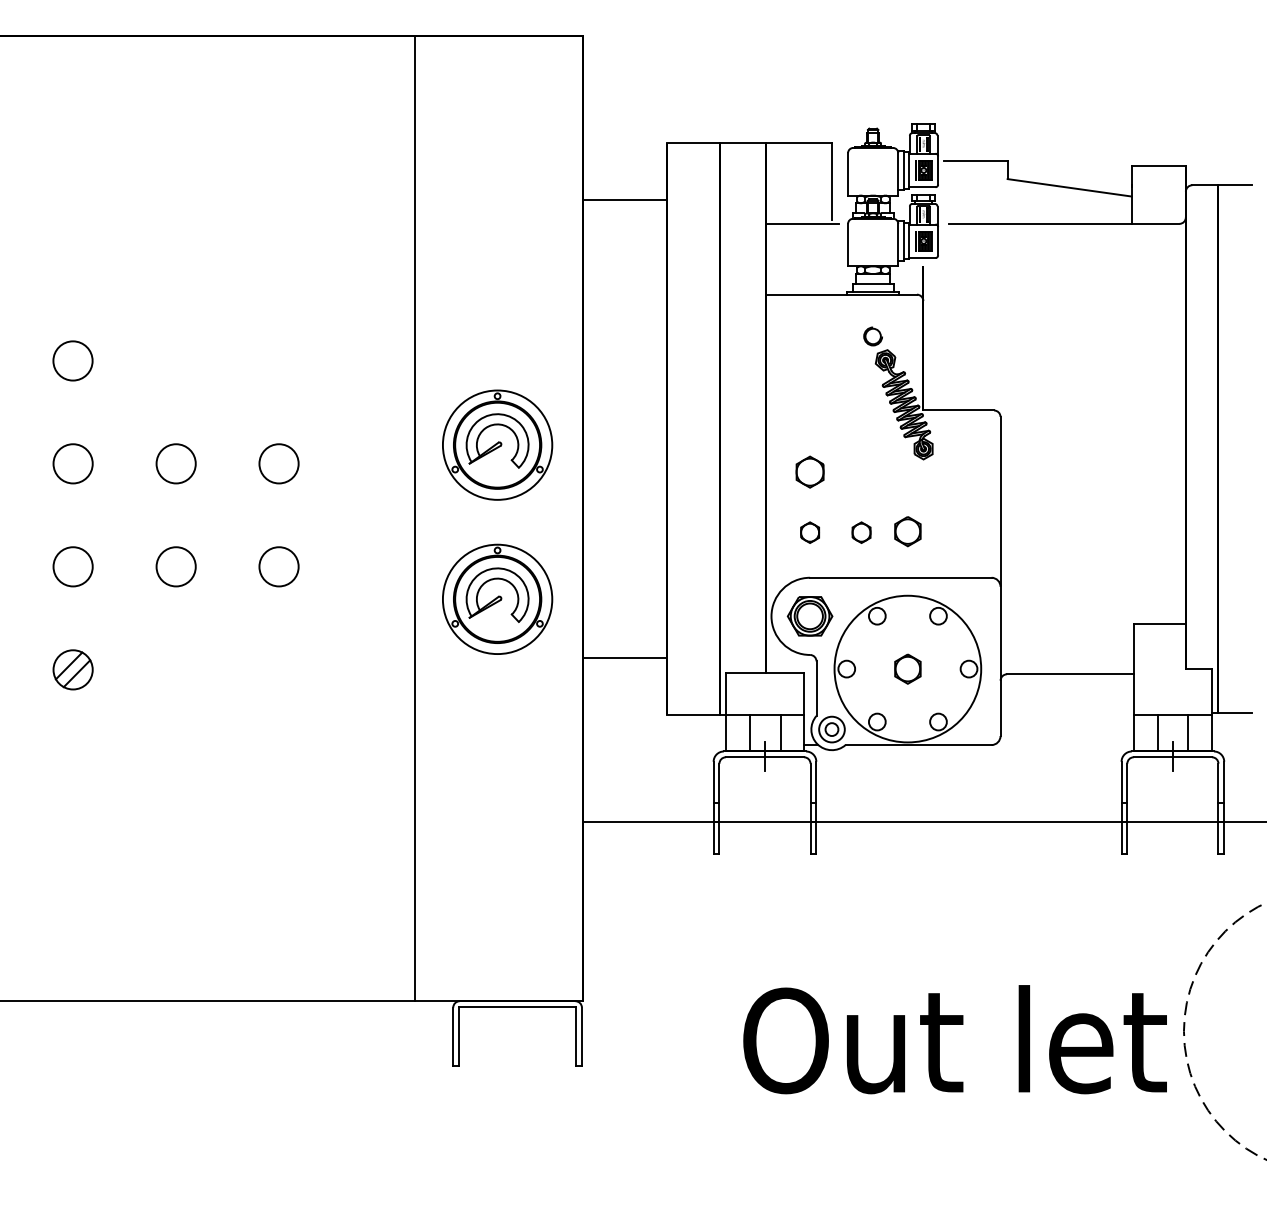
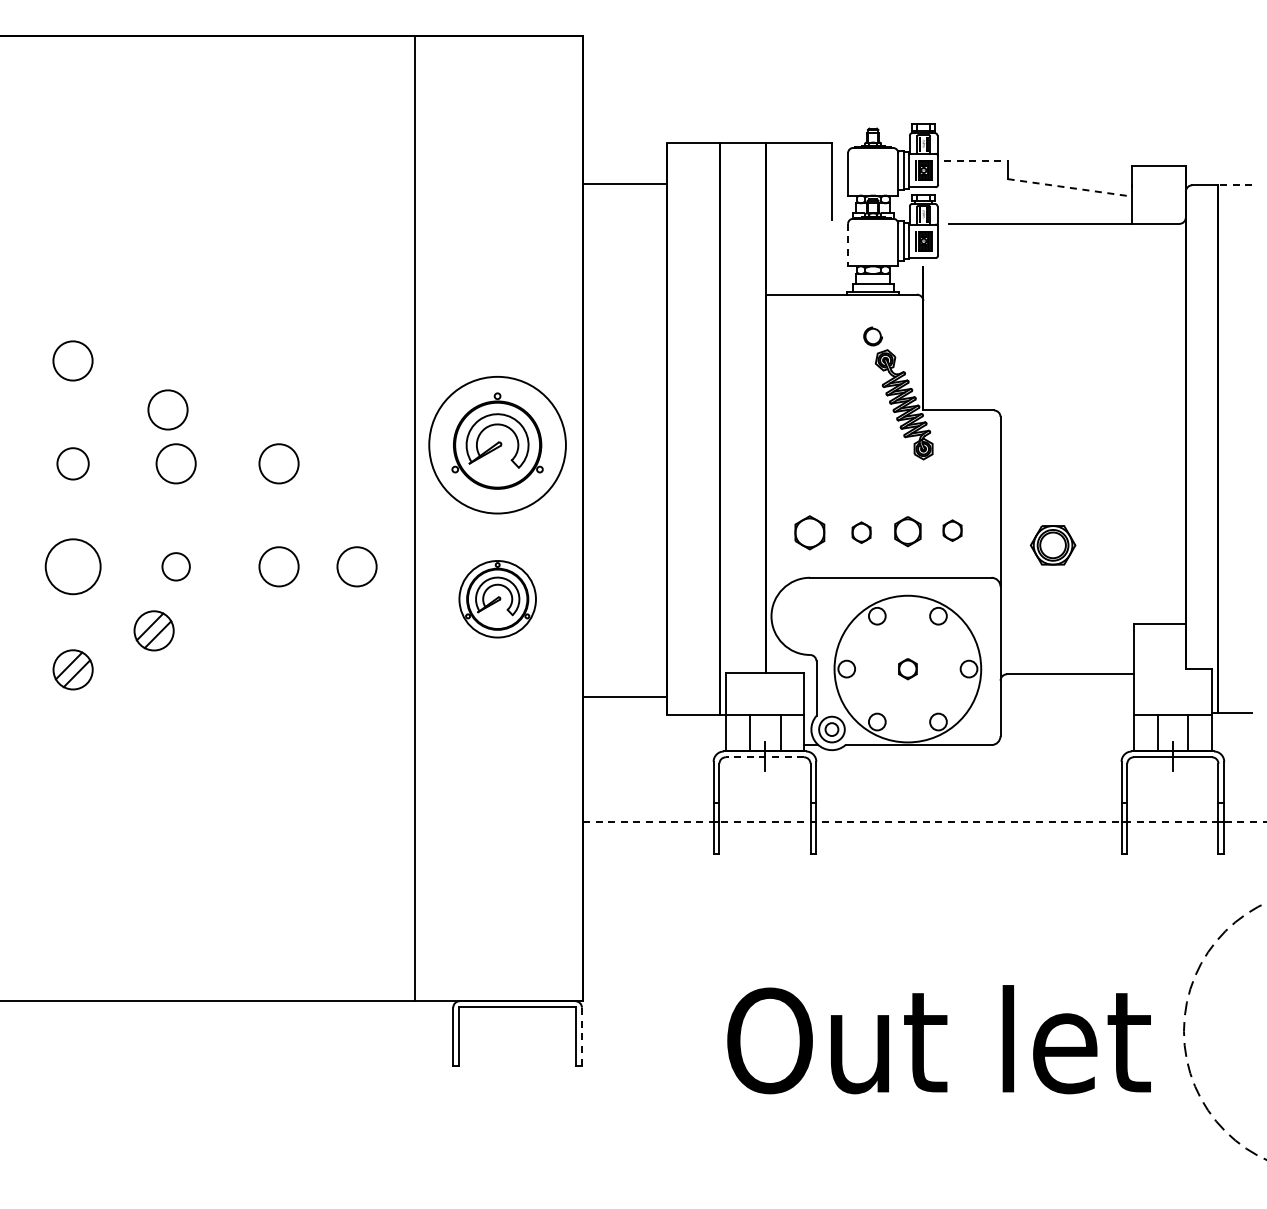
line: solid -> dashed (975, 160)
line: solid -> dashed (1234, 185)
line: solid -> dashed (1069, 187)
line position: (624, 200) -> (624, 184) (624, 184)
line: present -> none (802, 223)
line: solid -> dashed (848, 245)
circle: none -> present (167, 409)
circle diameter: 109 px -> 137 px (497, 444)
circle size: 42x42 px -> 34x34 px (72, 463)
part: present -> none (809, 471)
part: none -> present (952, 530)
part size: 21x23 px -> 32x36 px (809, 532)
circle size: 42x42 px -> 58x58 px (72, 566)
circle diameter: 39 px -> 27 px (175, 566)
circle: none -> present (356, 566)
part size: 112x112 px -> 79x79 px (497, 599)
part position: (809, 616) -> (1052, 545) (1052, 545)
part: none -> present (153, 630)
line position: (624, 657) -> (624, 696) (624, 696)
part size: 28x32 px -> 20x23 px (907, 669)
line: solid -> dashed (764, 757)
line: solid -> dashed (924, 822)
line: solid -> dashed (581, 1036)
text position: (954, 1039) -> (938, 1039) (938, 1039)
